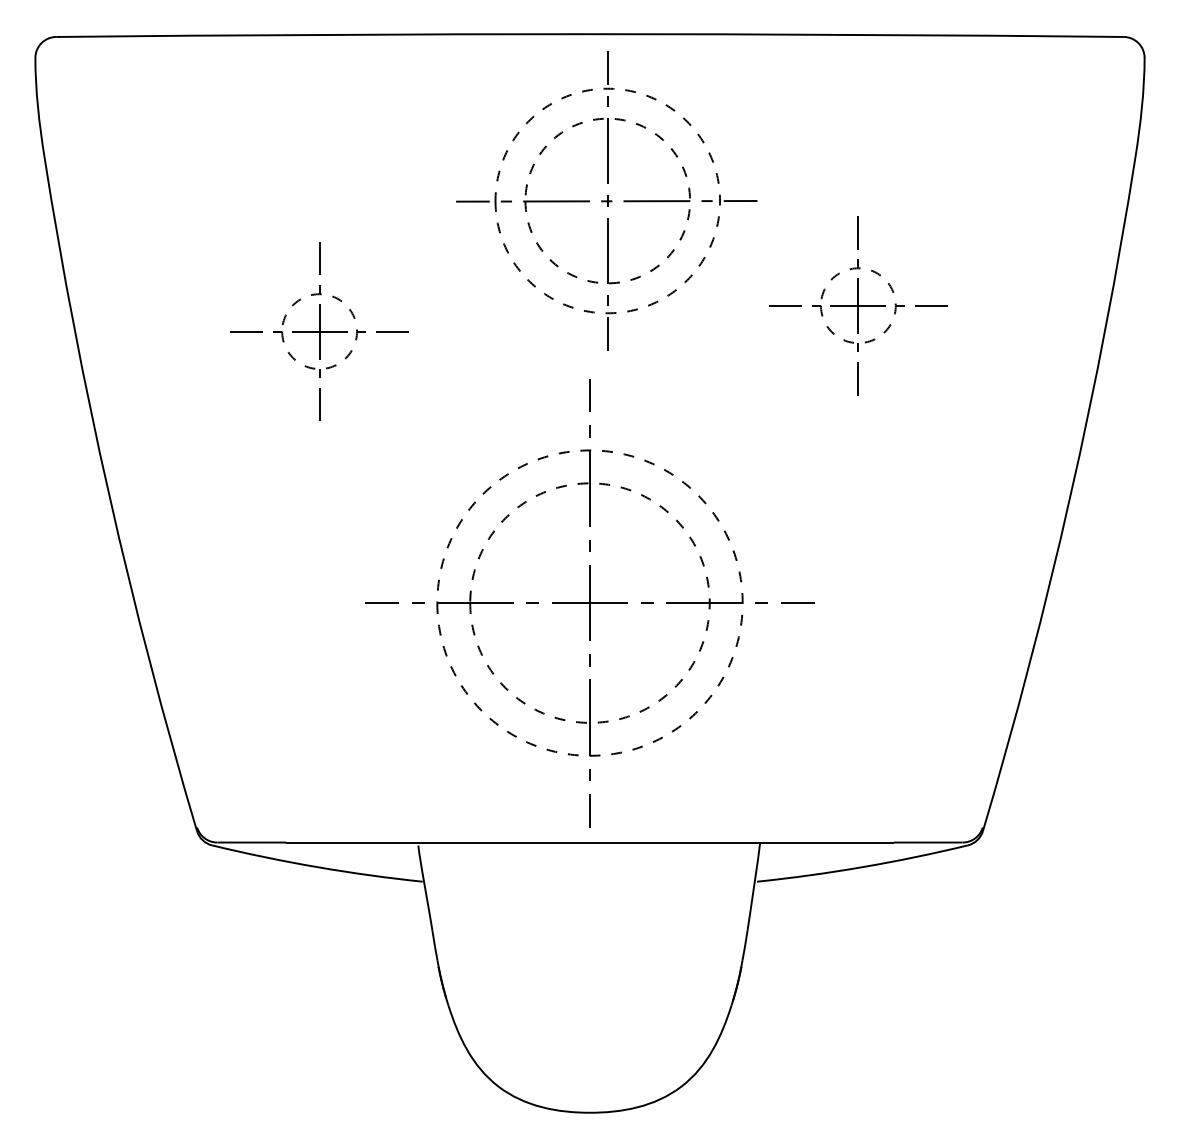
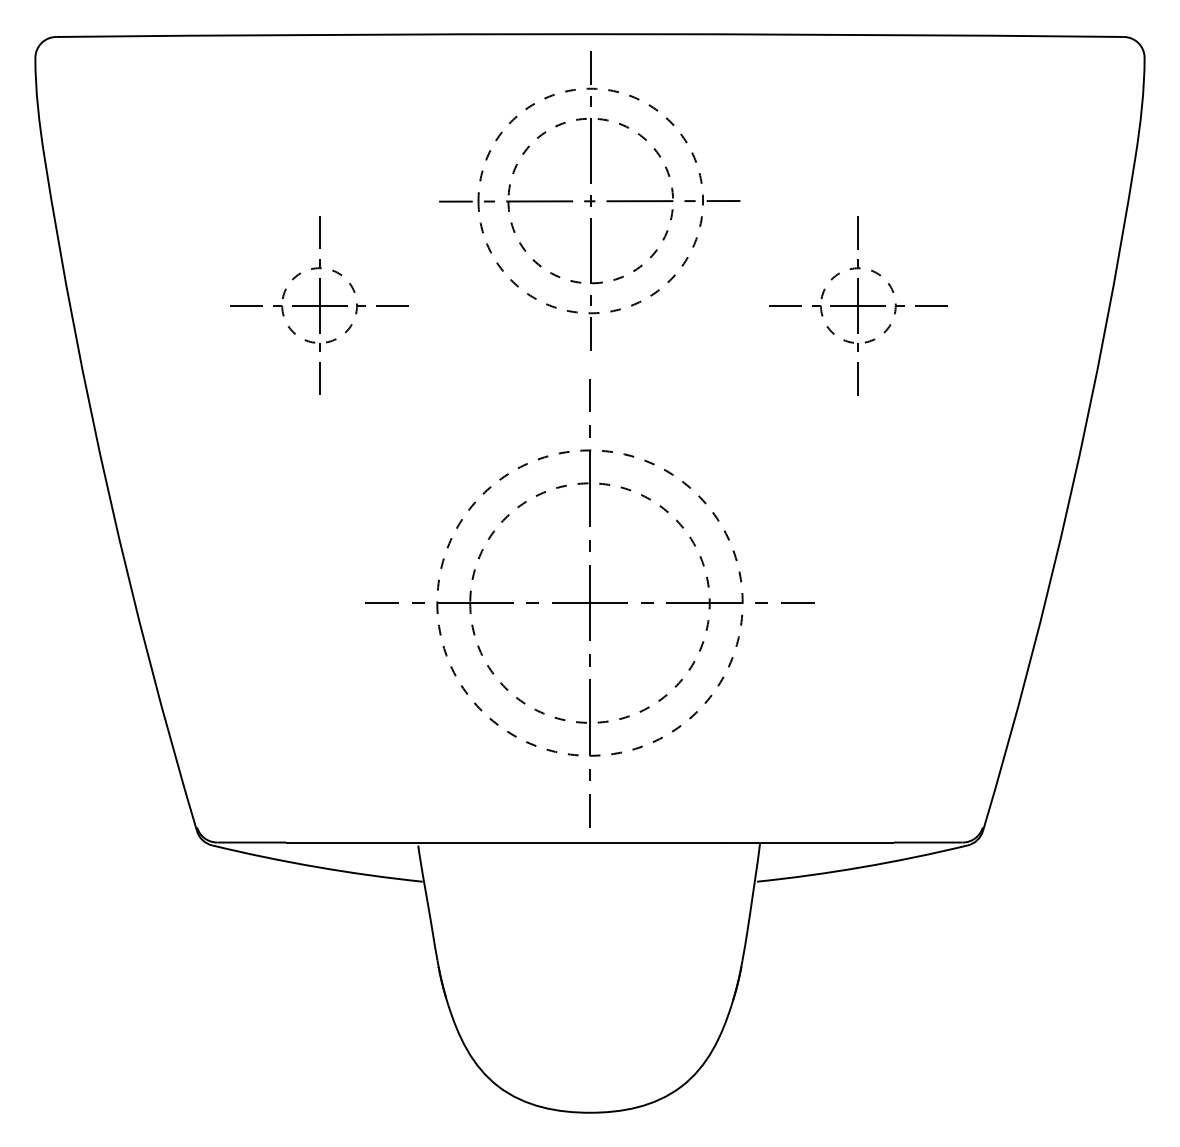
part position: (606, 200) -> (589, 200) (589, 200)
part position: (319, 331) -> (319, 305) (319, 305)
